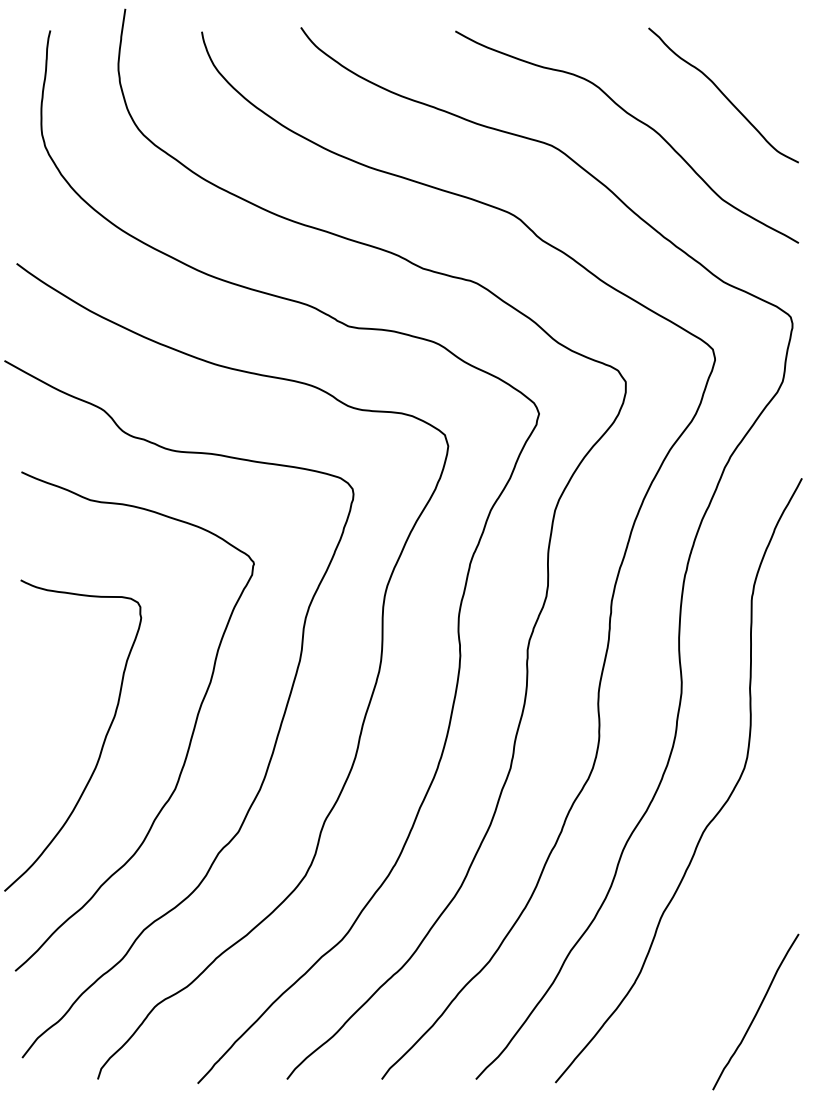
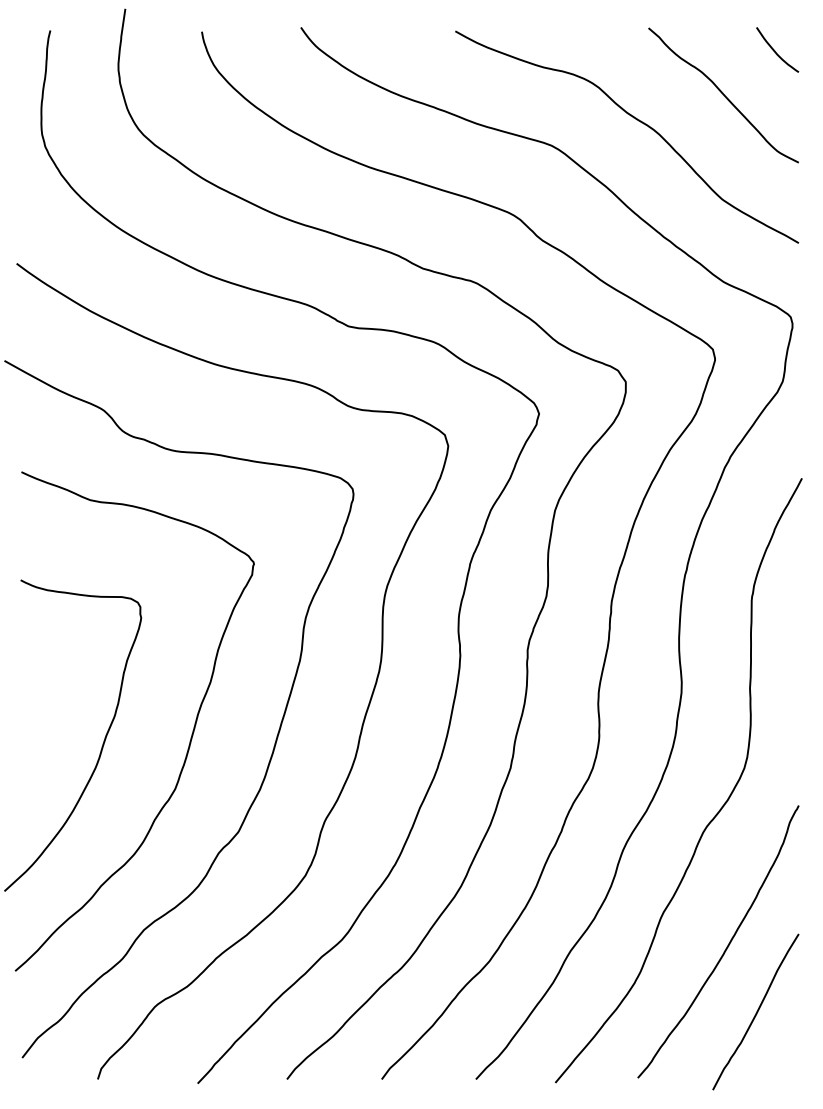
curve: none -> present (775, 50)
curve: none -> present (726, 946)
